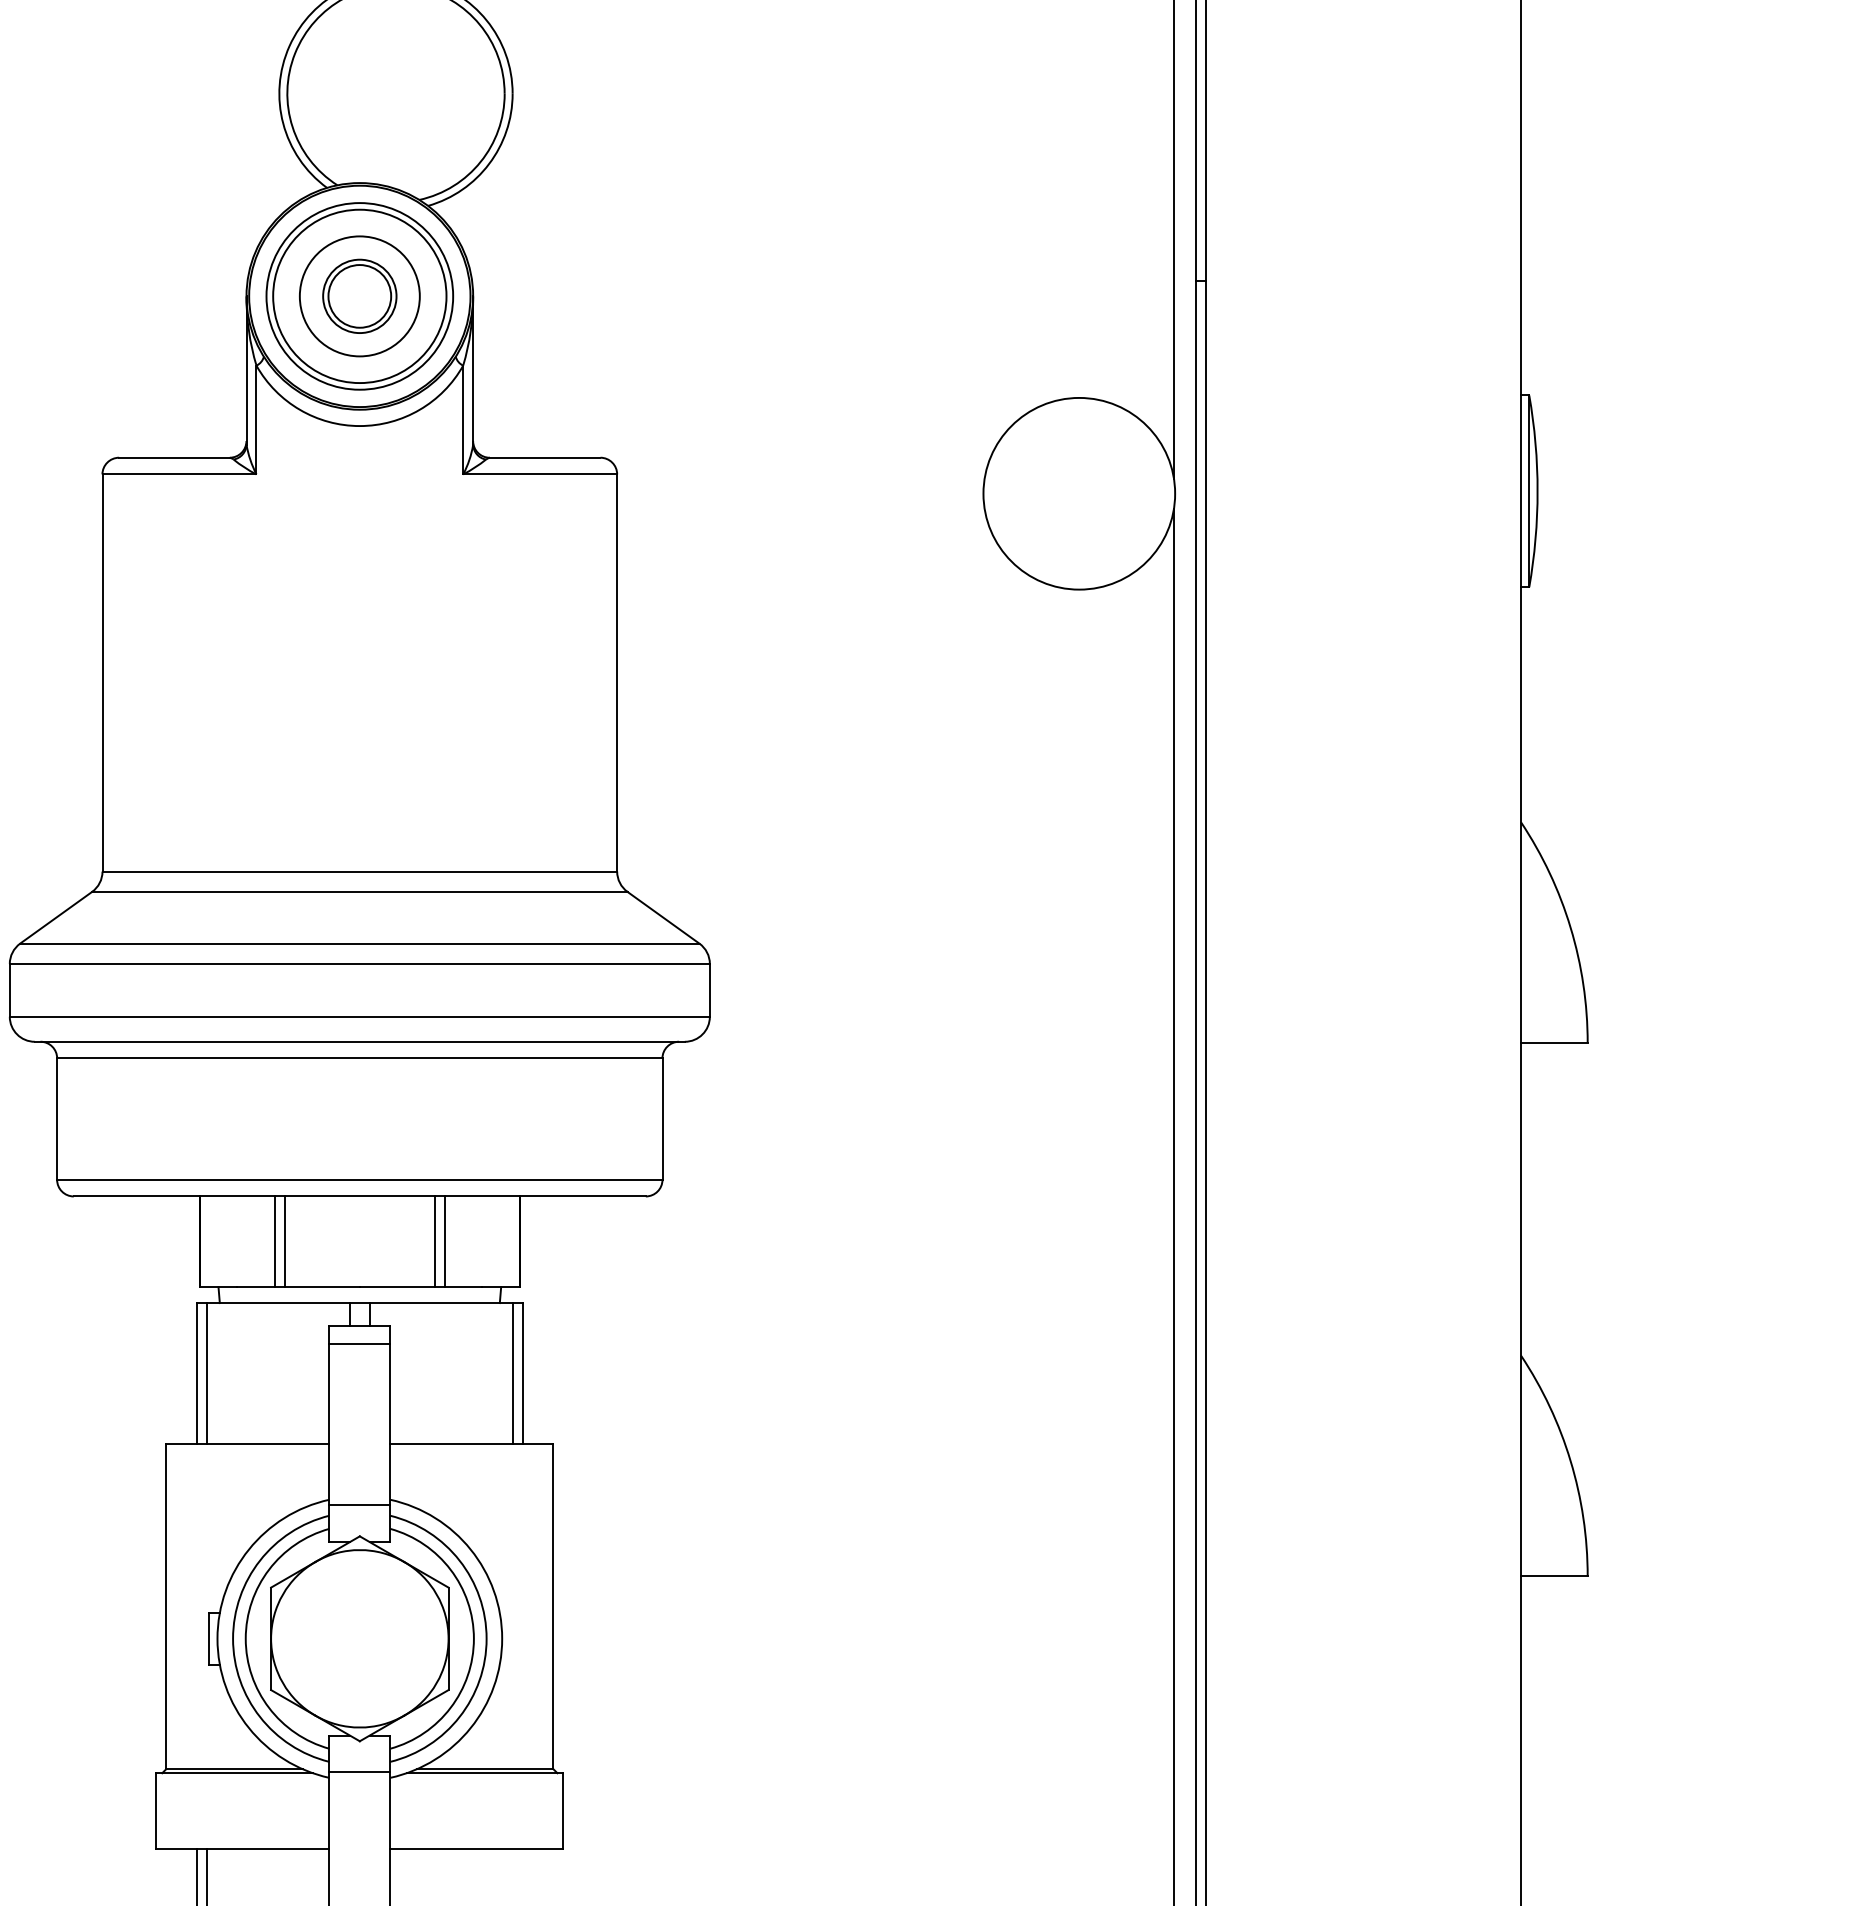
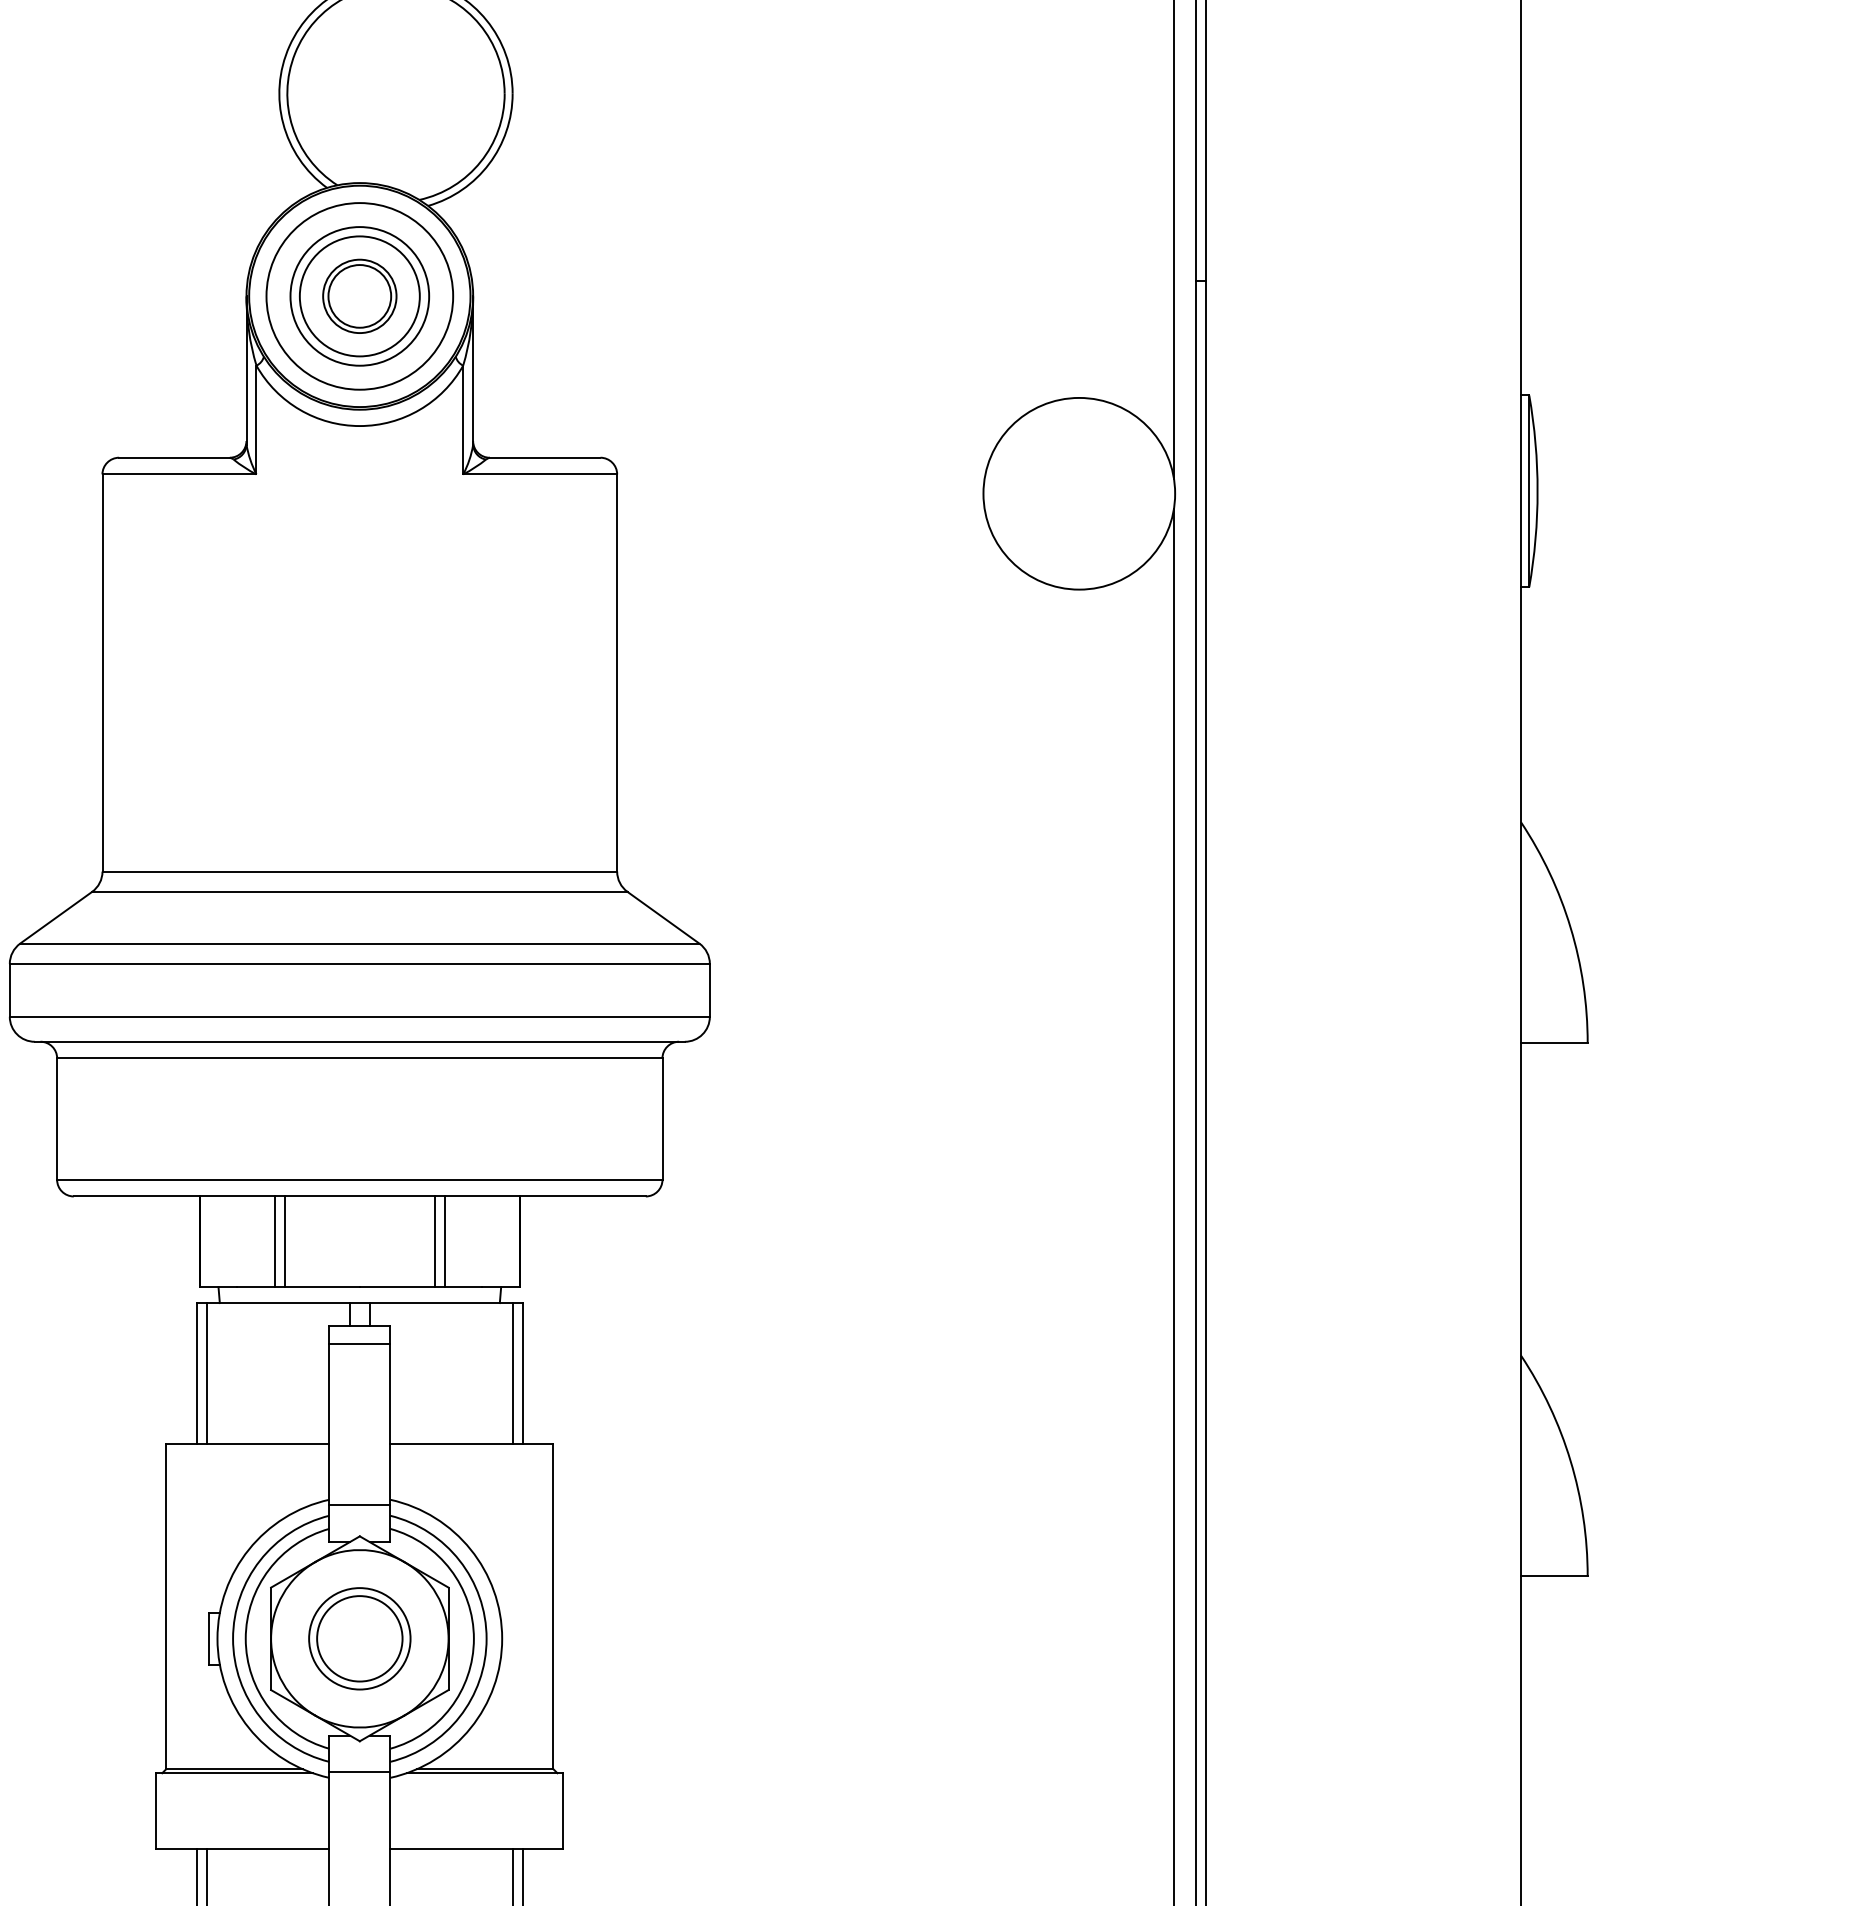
circle diameter: 173 px -> 139 px (359, 296)
part: none -> present (359, 1638)
line: none -> present (512, 1875)
line: none -> present (522, 1875)
